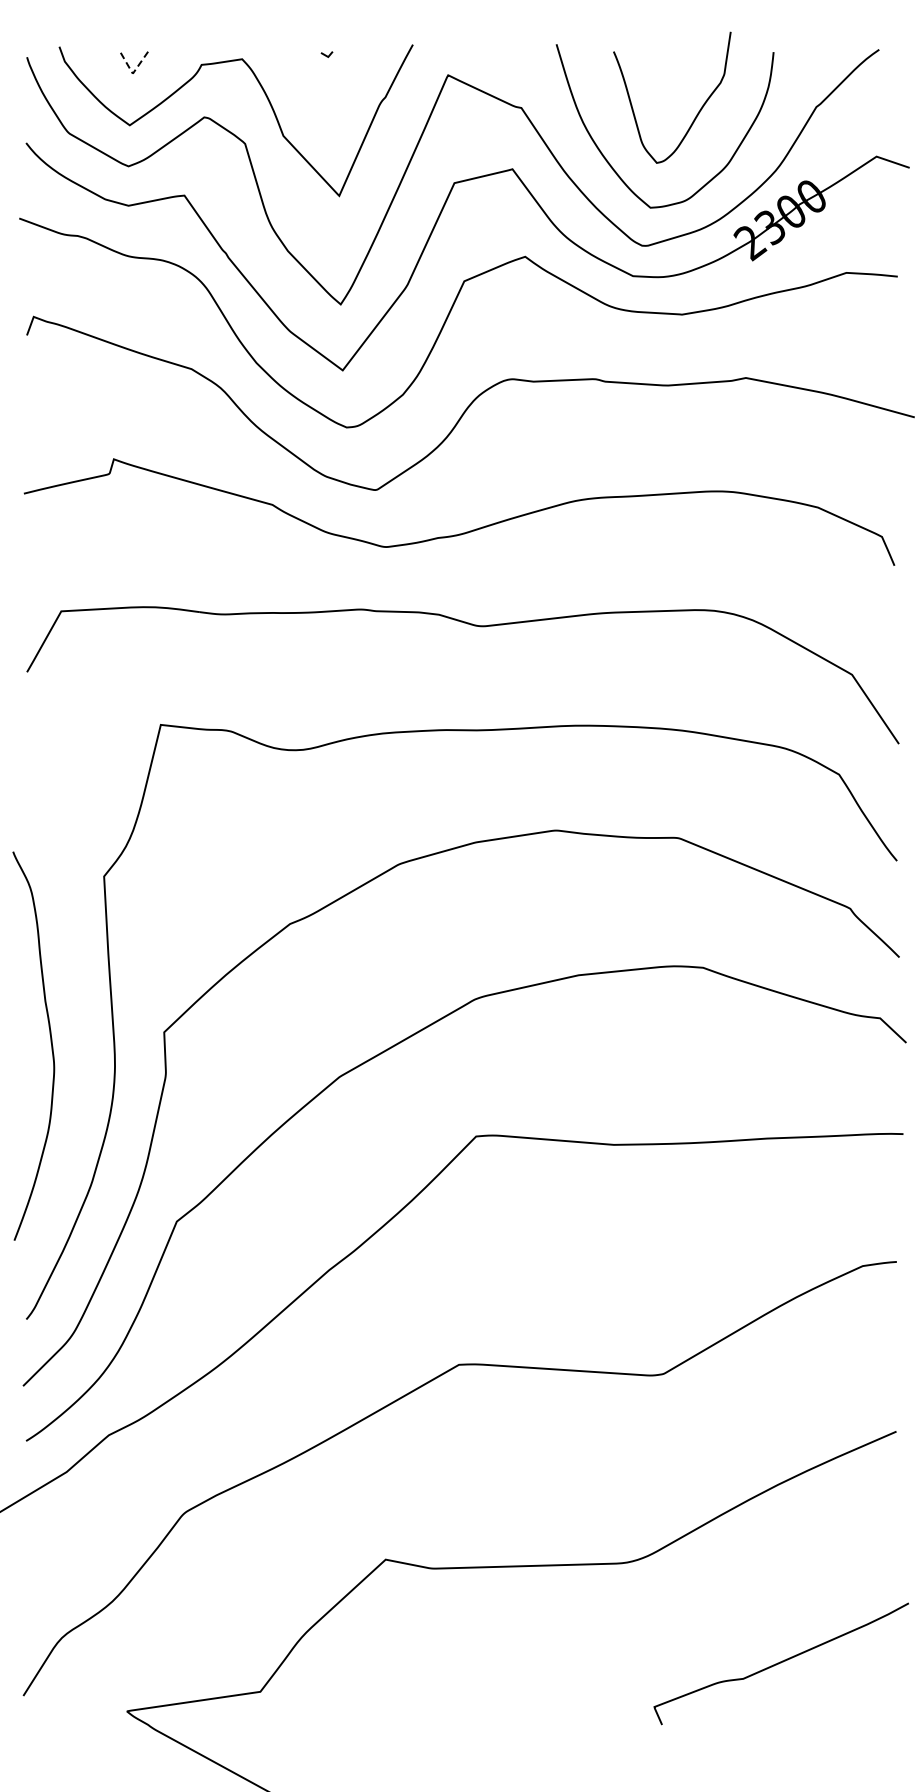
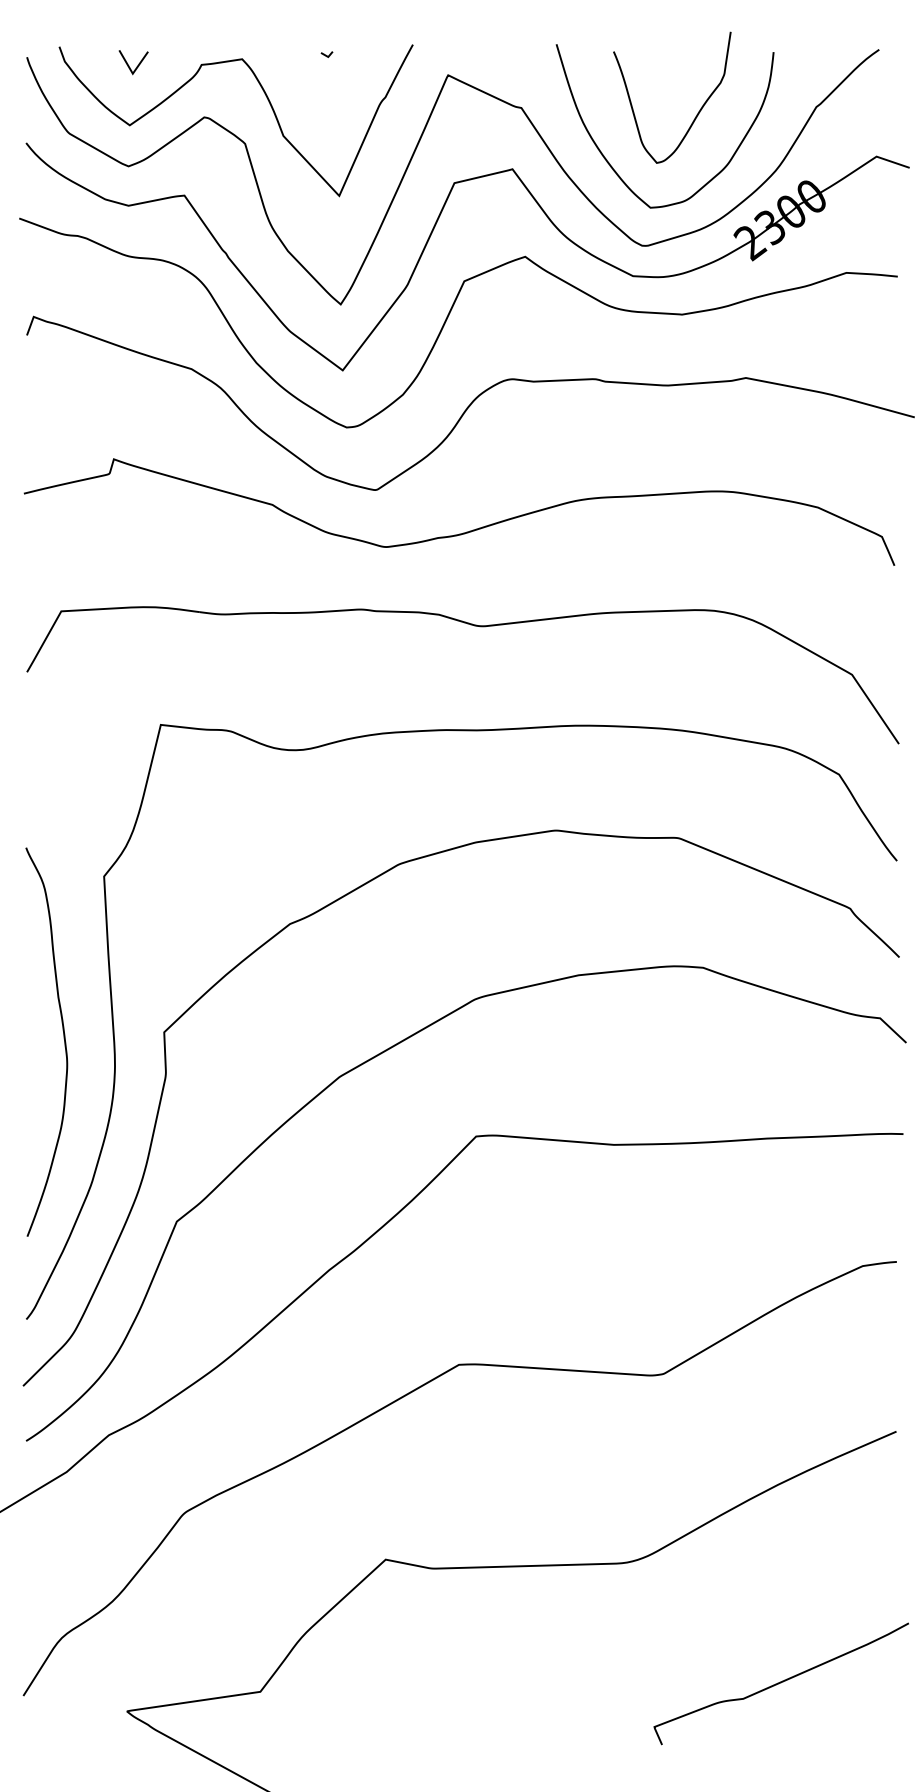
line: dashed -> solid (132, 73)
curve position: (50, 1042) -> (63, 1038) (63, 1038)
curve position: (780, 1663) -> (780, 1683) (780, 1683)
